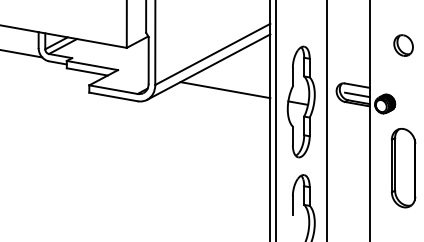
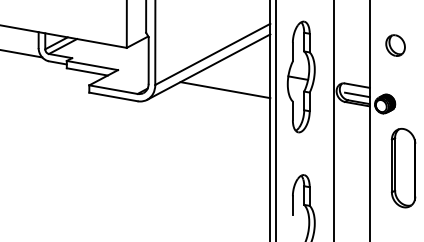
part position: (403, 45) -> (395, 45) (395, 45)
part position: (300, 101) -> (300, 76) (300, 76)
line position: (326, 120) -> (333, 120) (333, 120)
